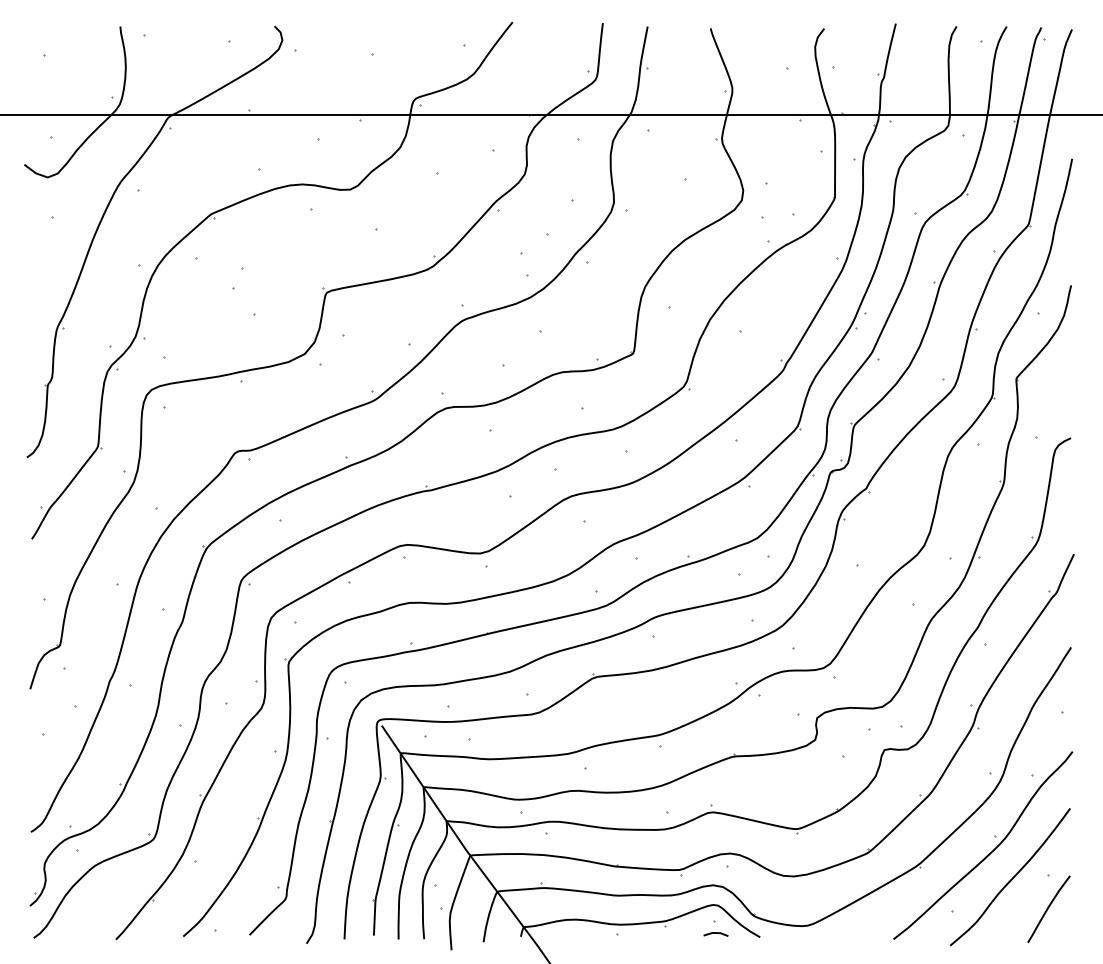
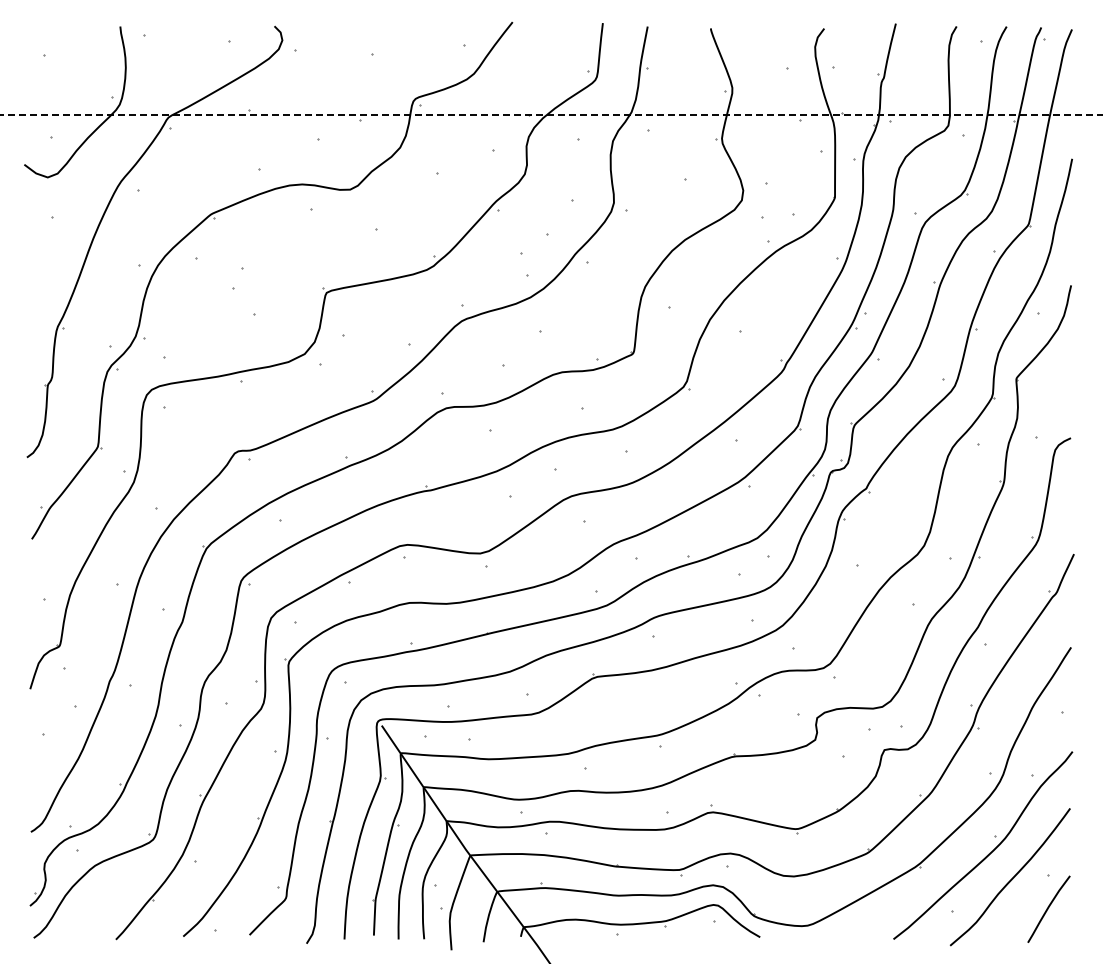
line: solid -> dashed (550, 114)
line: present -> none (715, 933)
